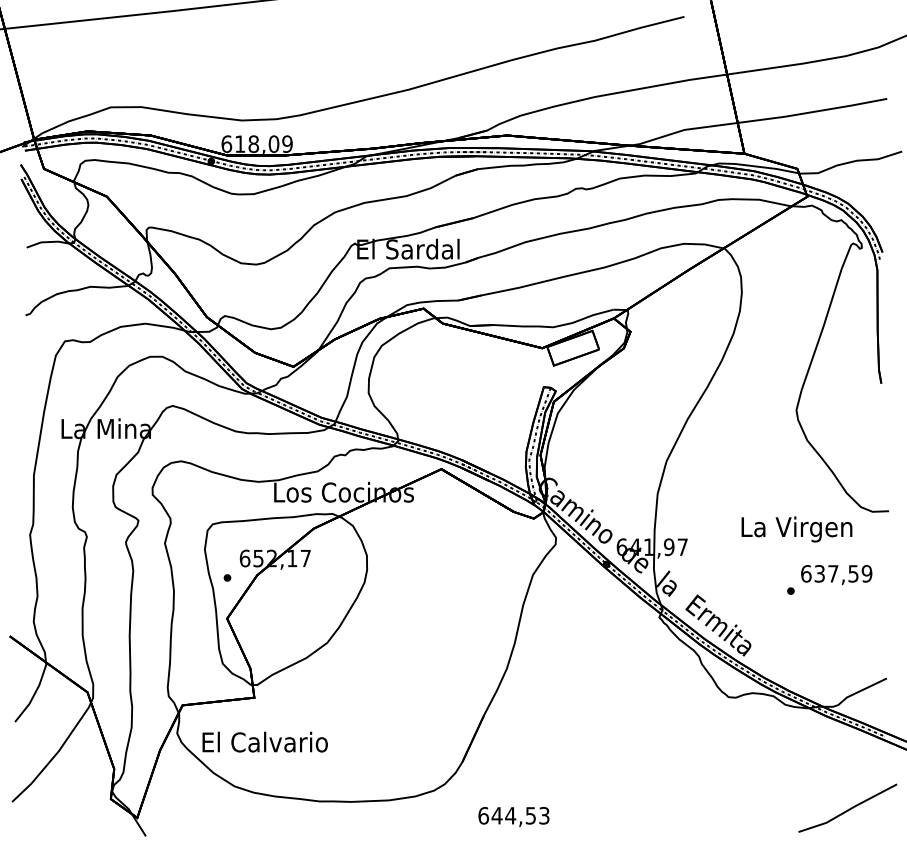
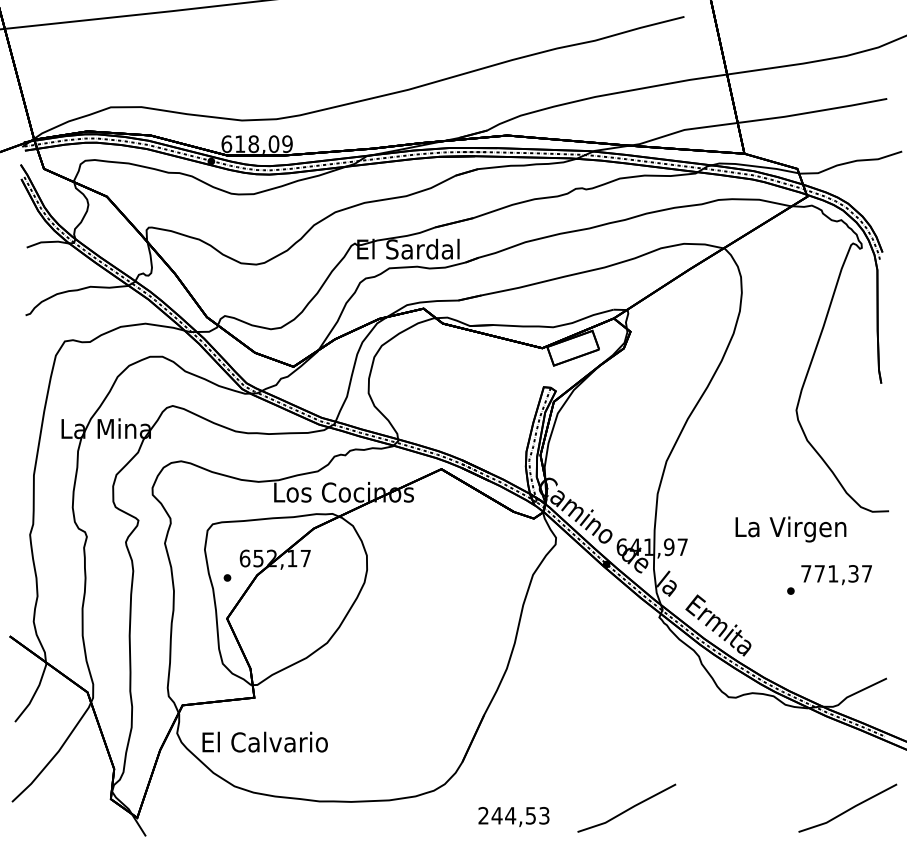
text position: (796, 529) -> (790, 529) (790, 529)
text: 637,59 -> 771,37 (836, 573)
line: none -> present (626, 809)
text: 644,53 -> 244,53 (483, 815)
